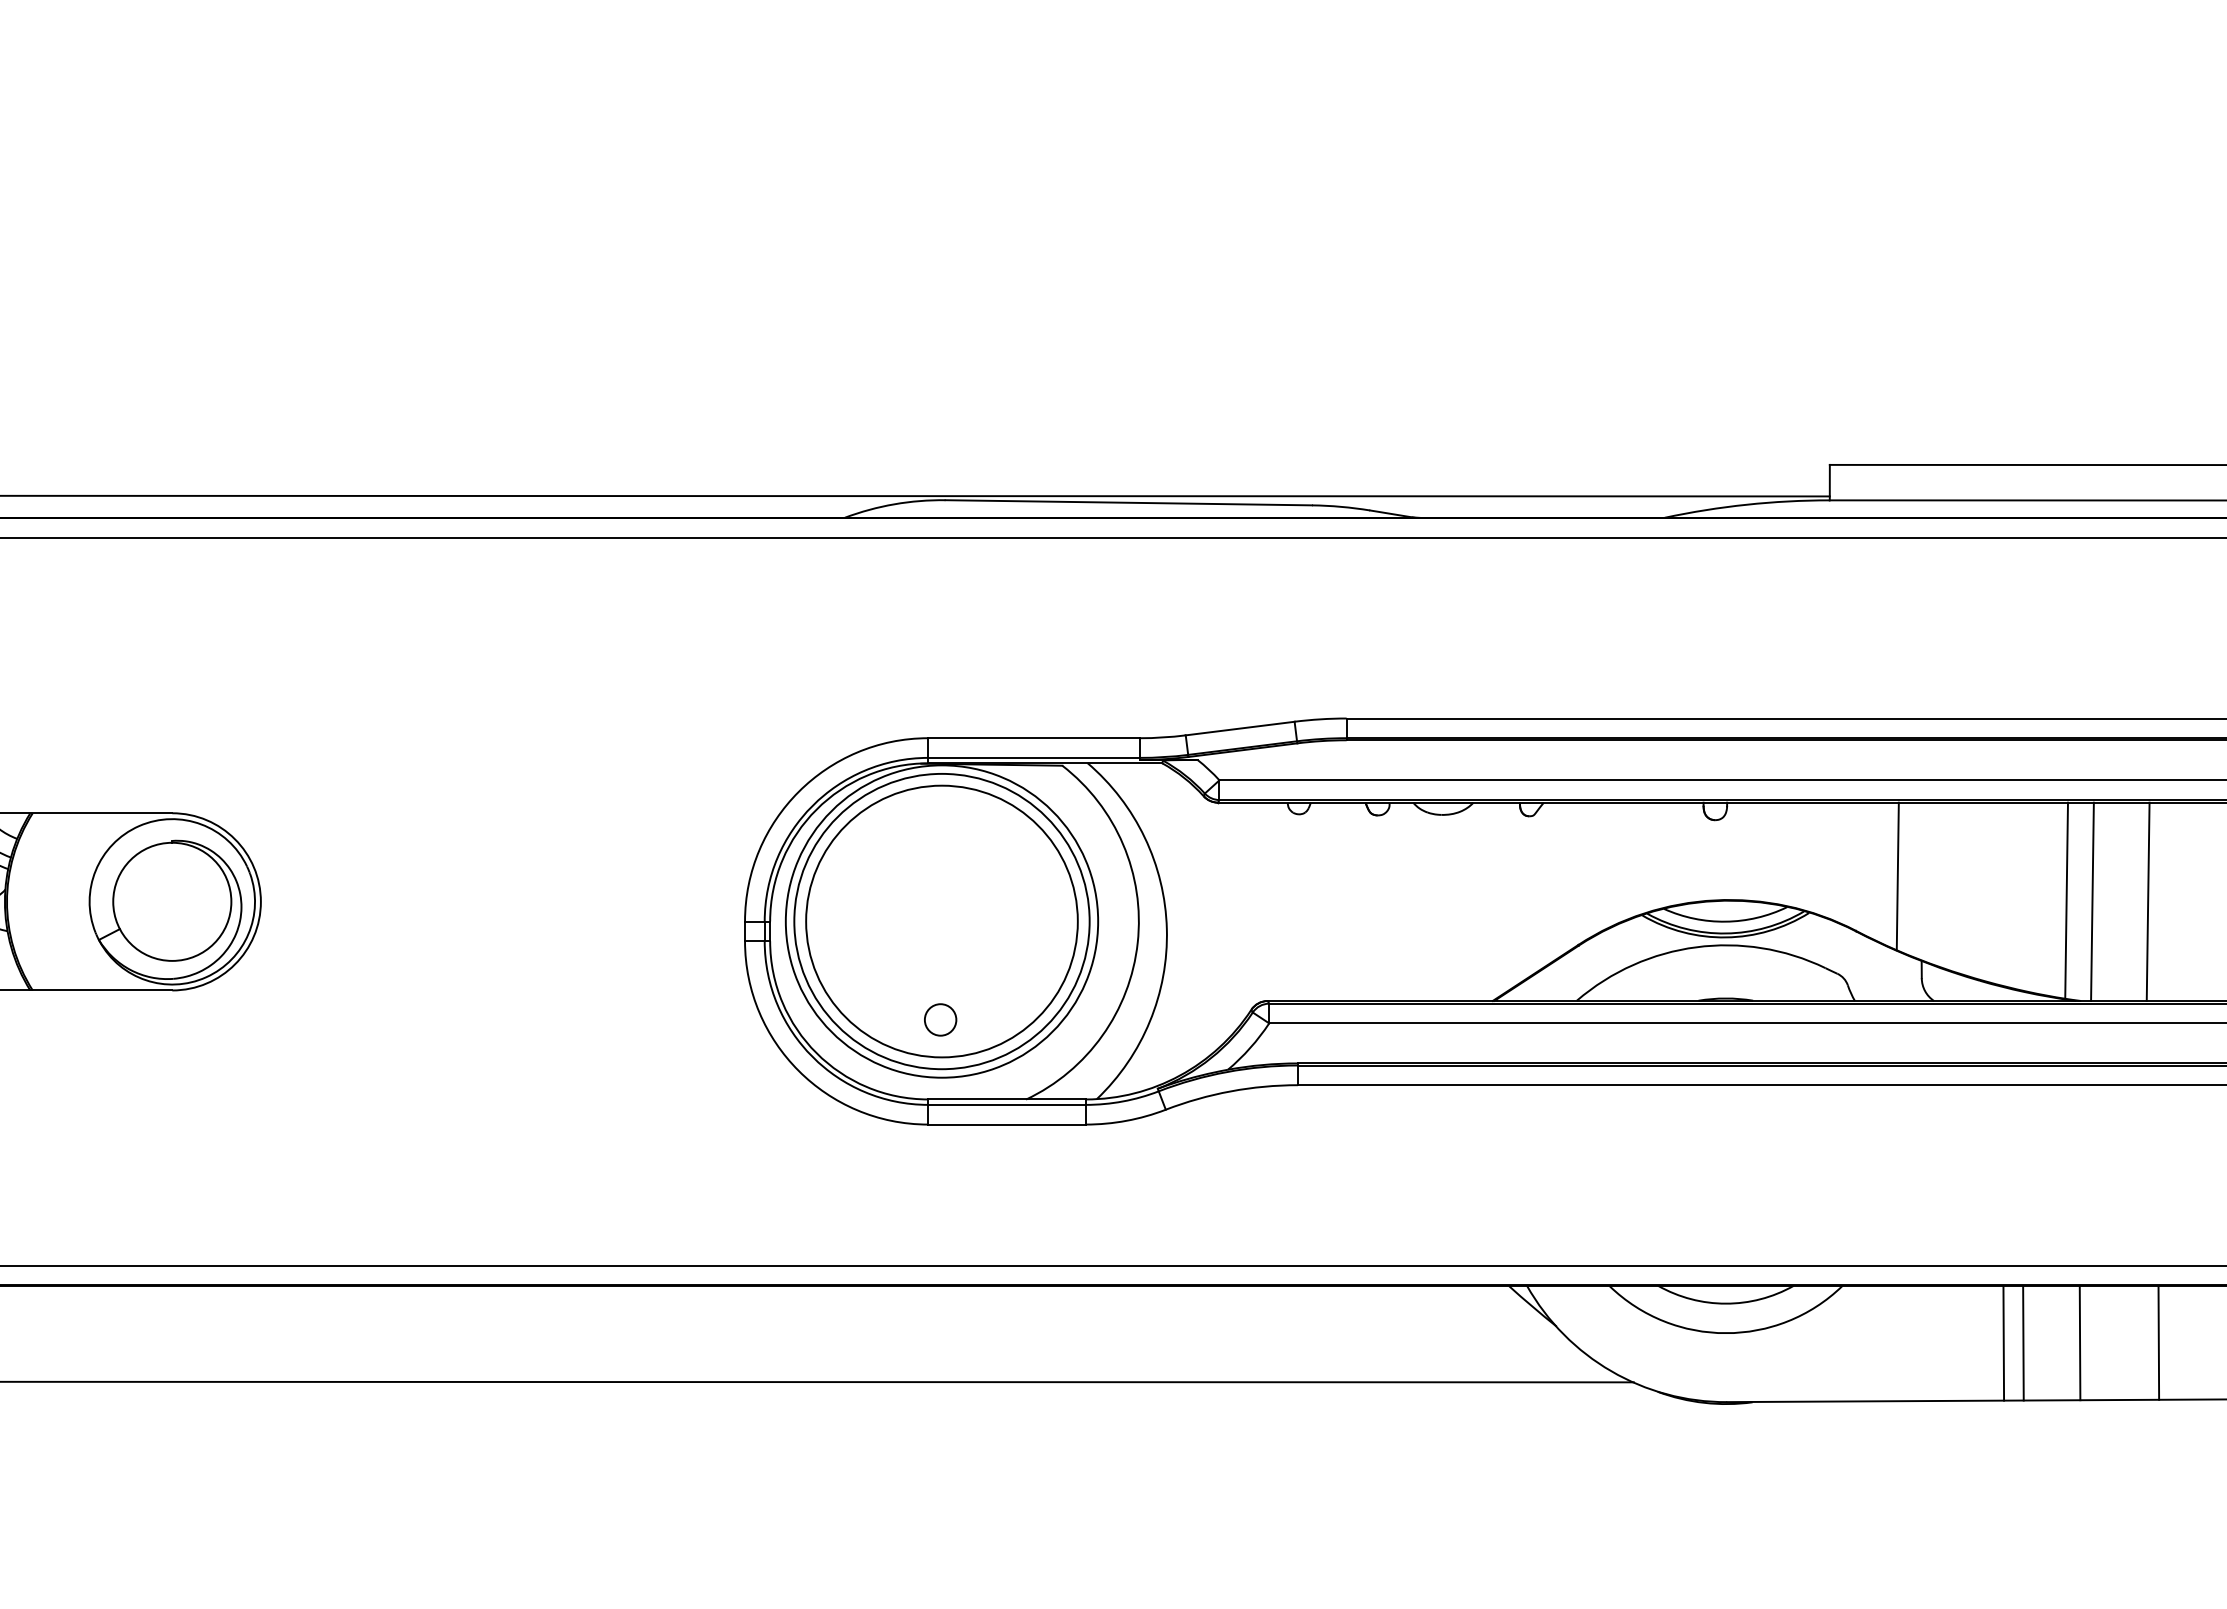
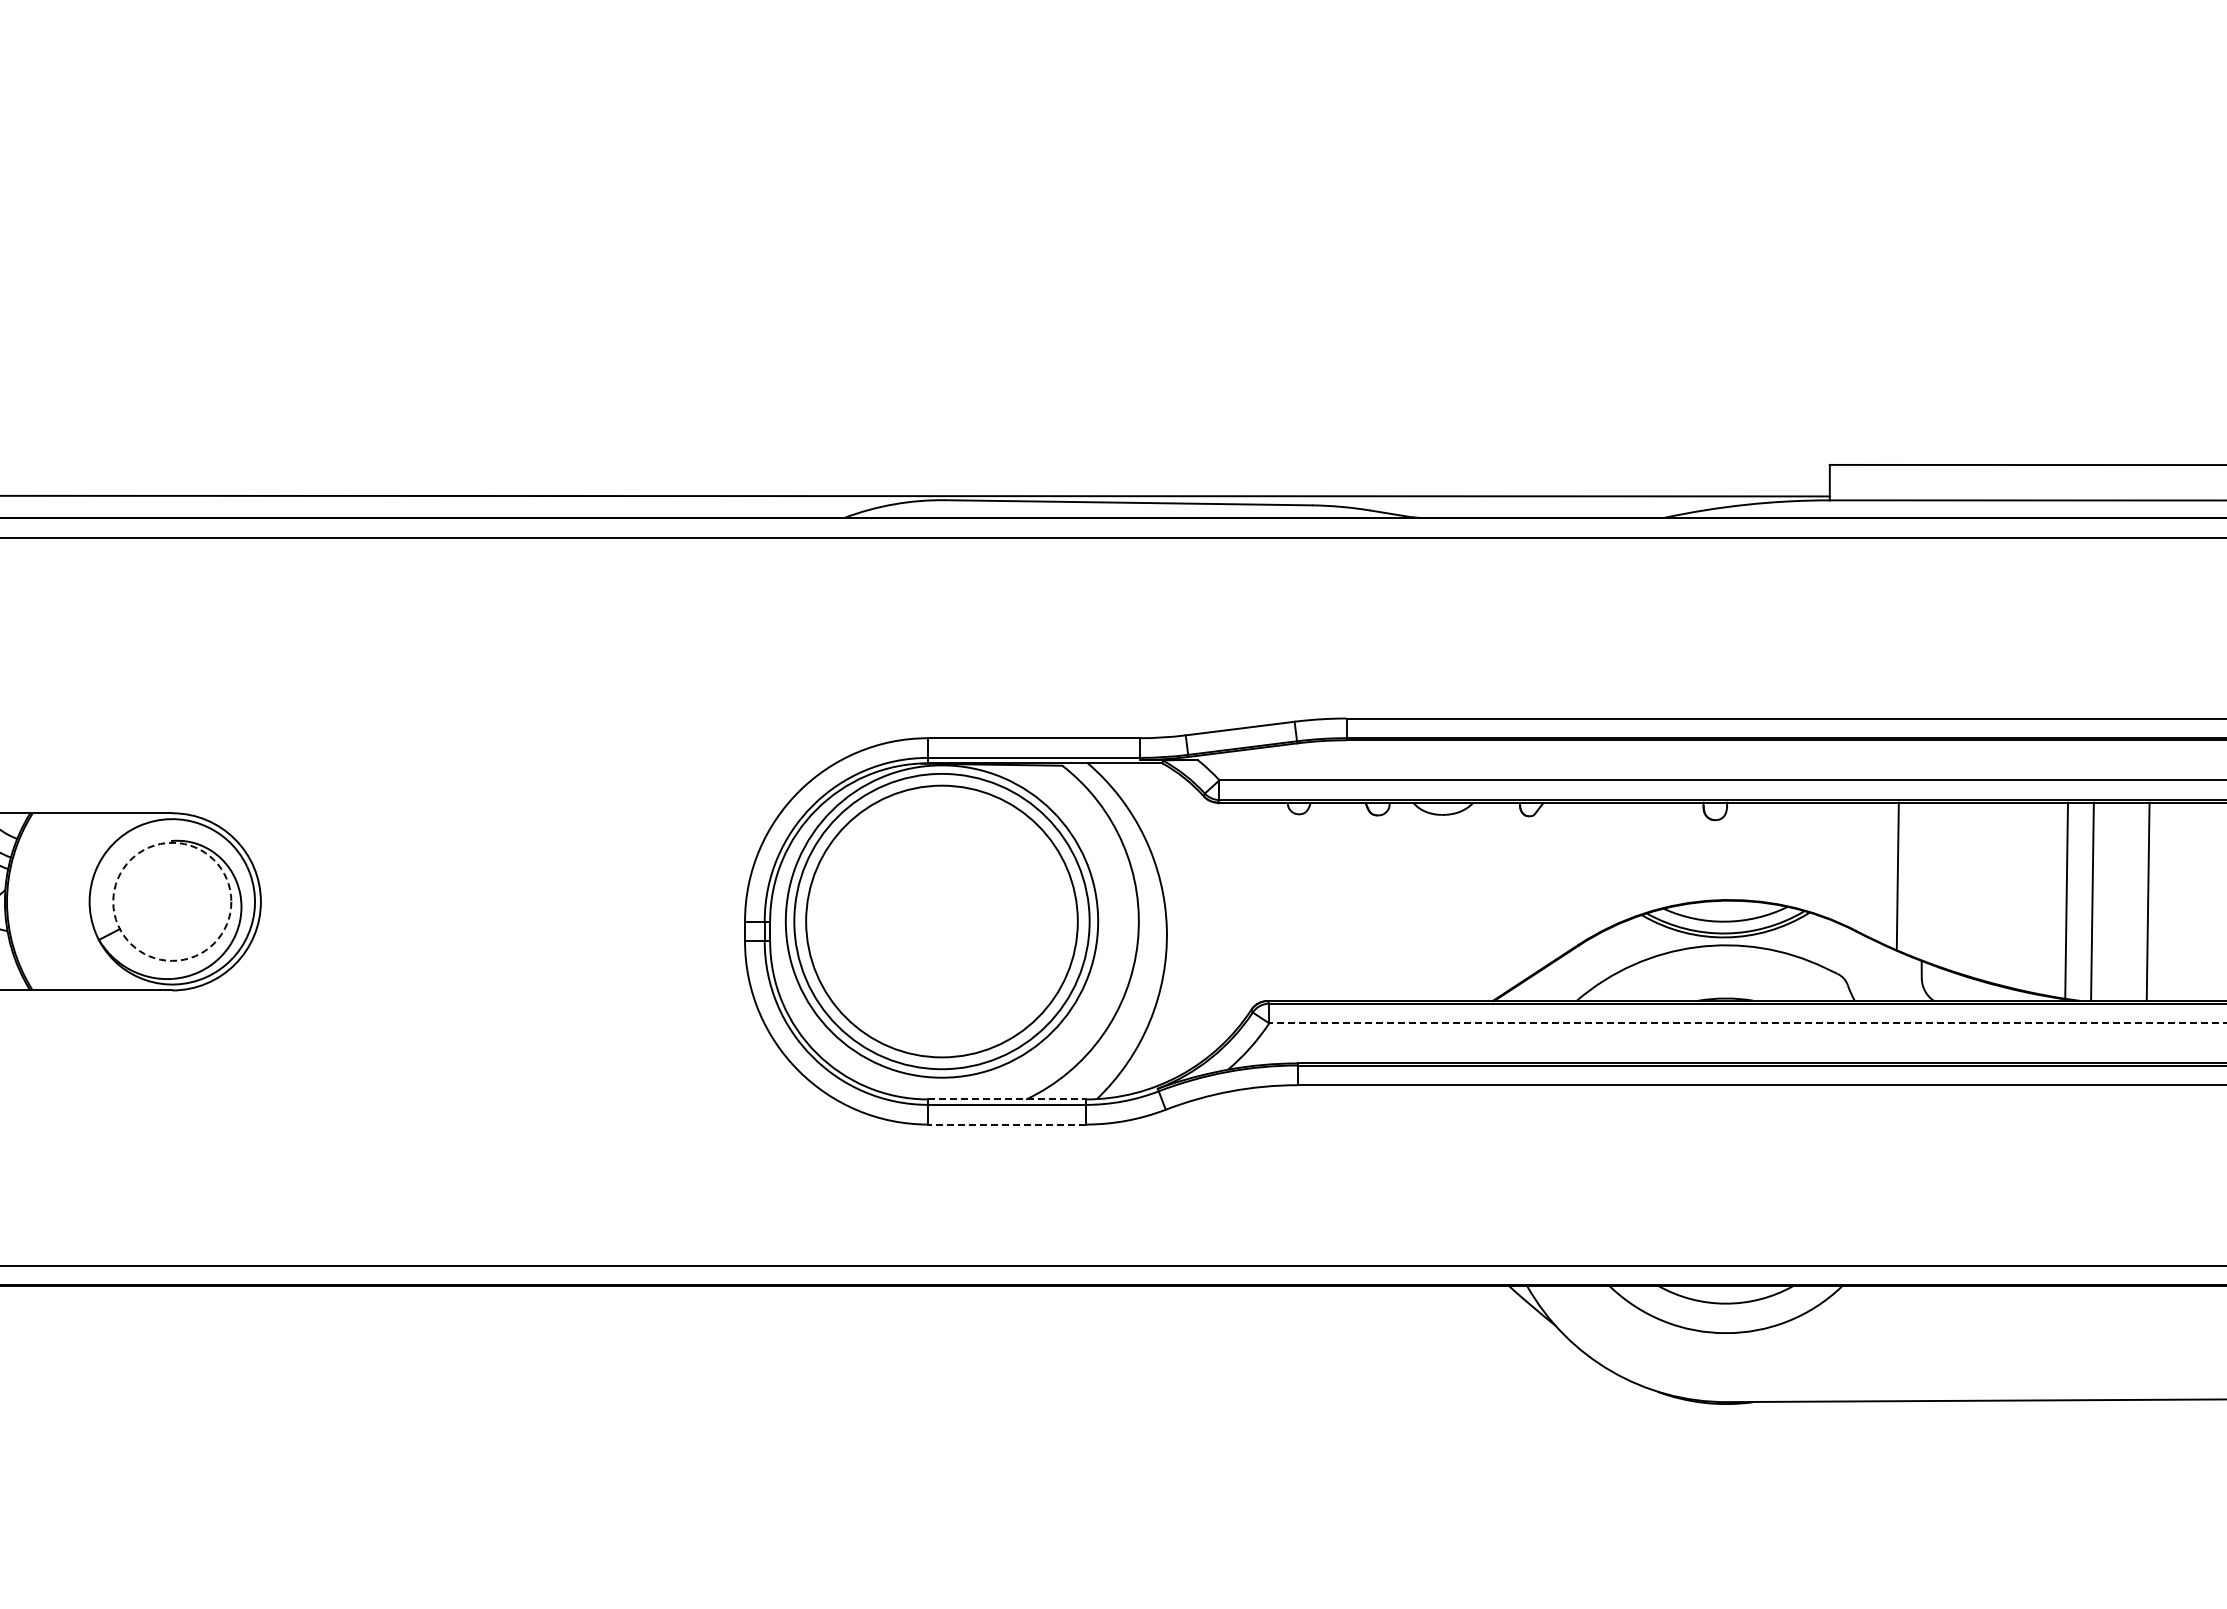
circle: solid -> dashed (172, 901)
circle: present -> none (940, 1019)
line: solid -> dashed (1747, 1023)
line: solid -> dashed (1007, 1099)
line: solid -> dashed (1007, 1124)
line: present -> none (2003, 1342)
line: present -> none (2023, 1342)
line: present -> none (2079, 1342)
line: present -> none (2158, 1342)
line: present -> none (817, 1381)
